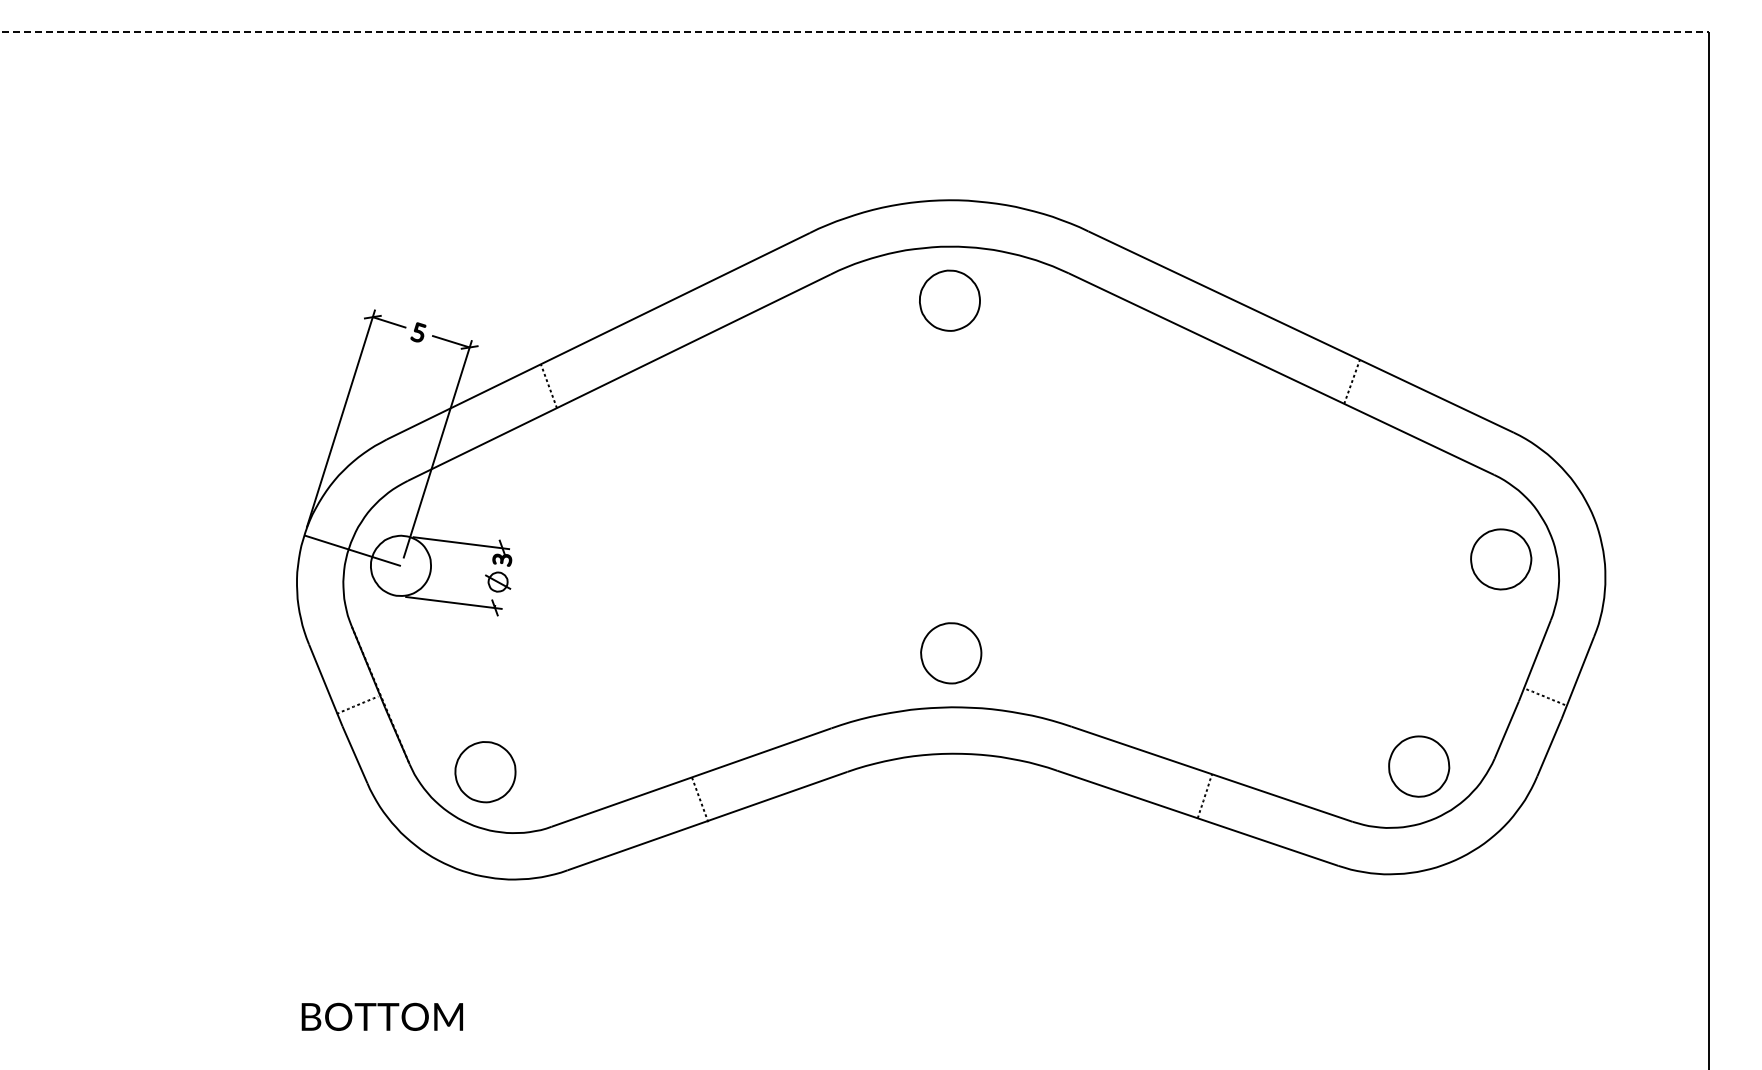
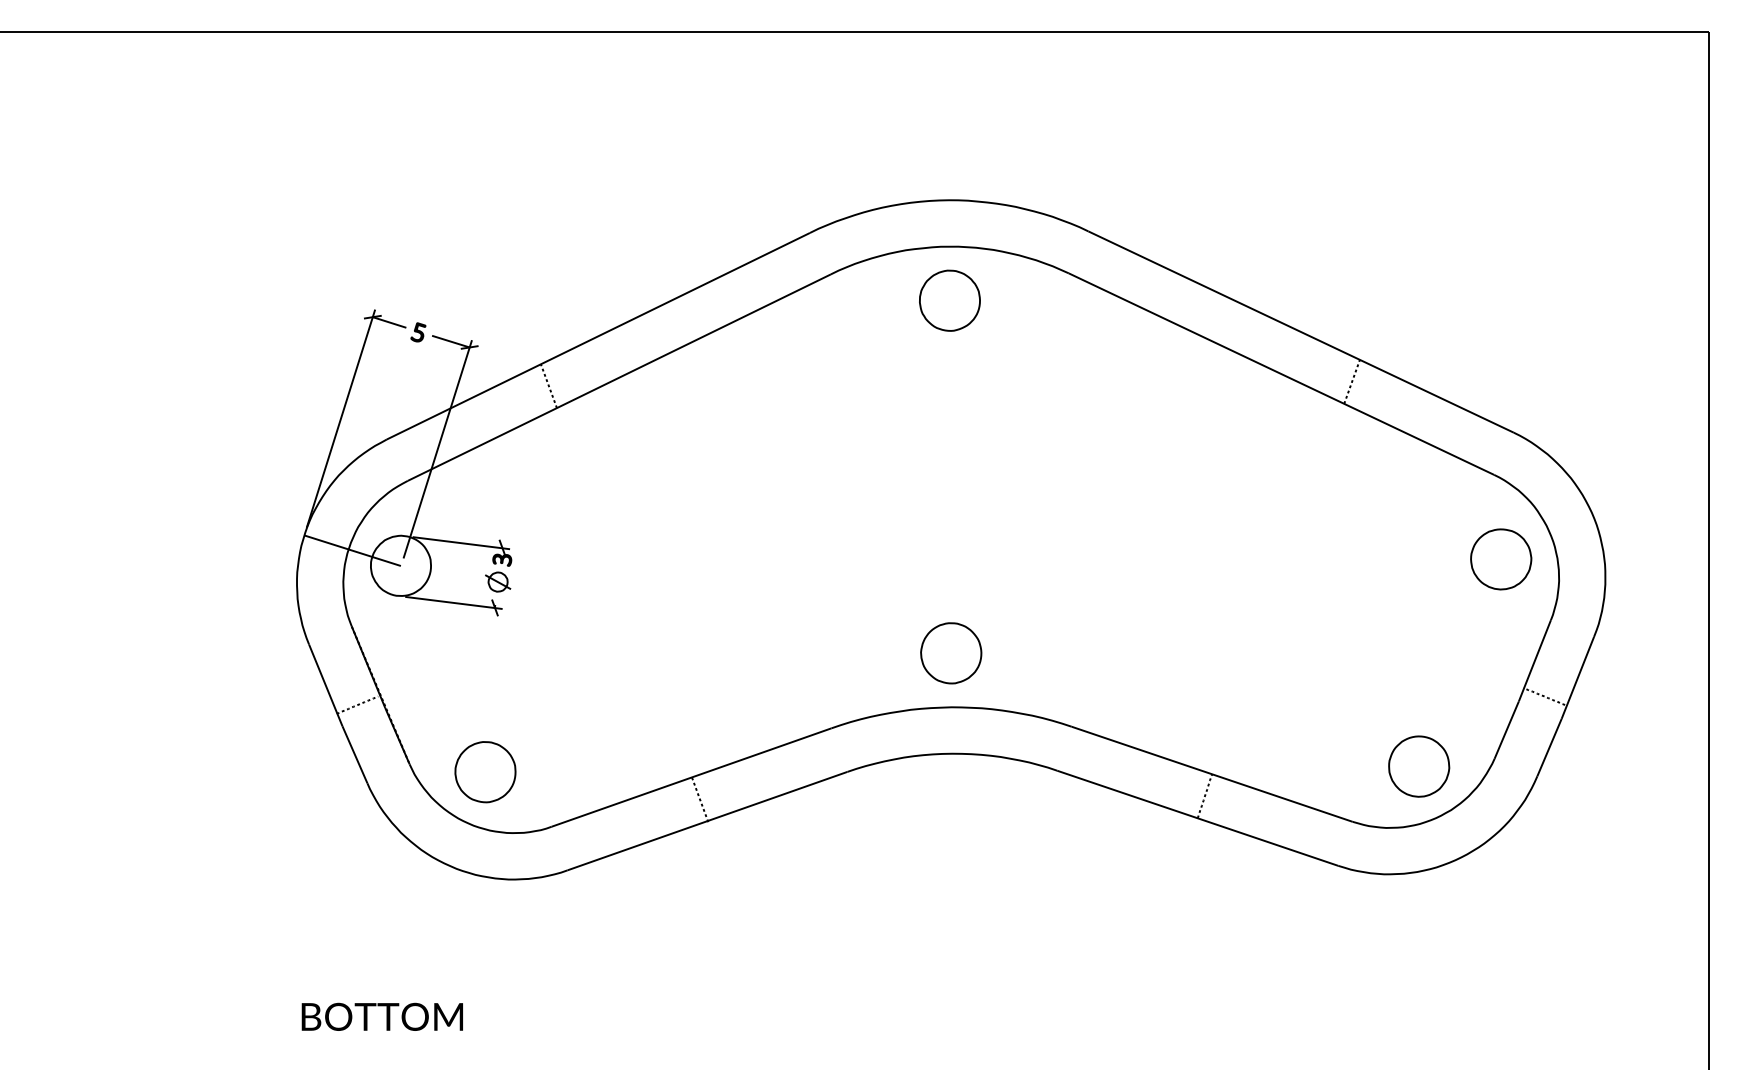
line: dashed -> solid (855, 32)
